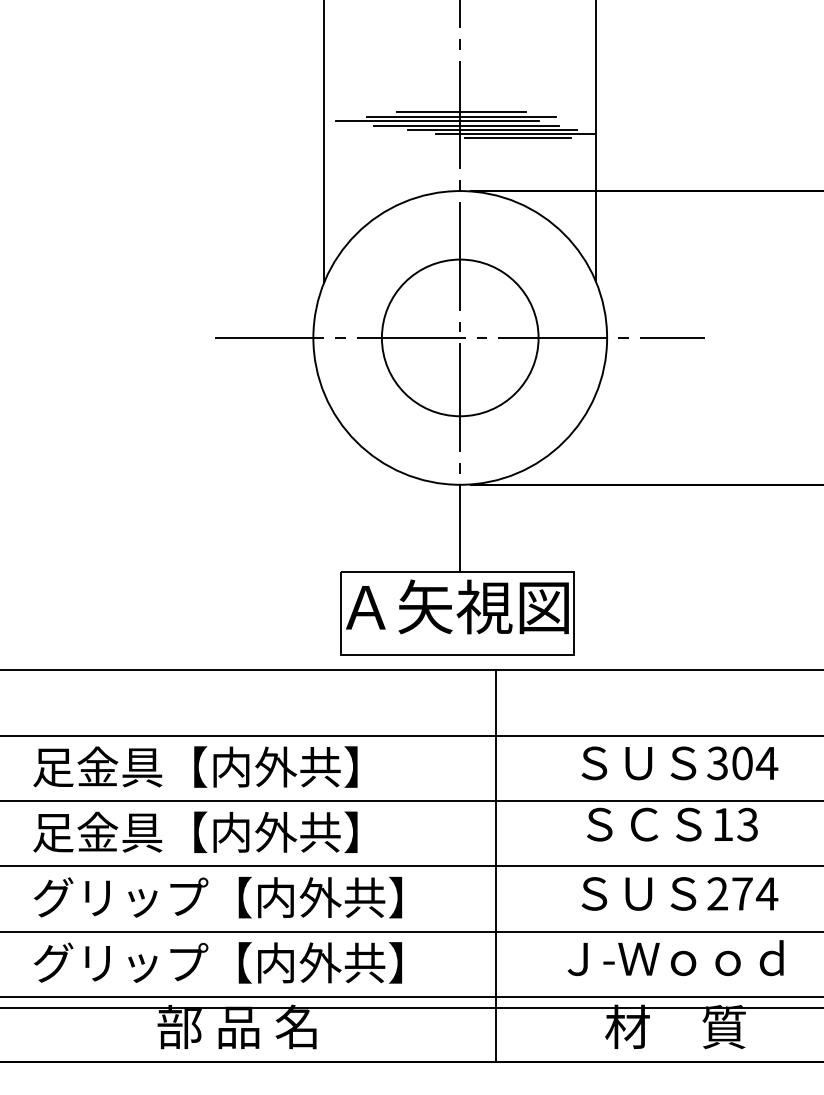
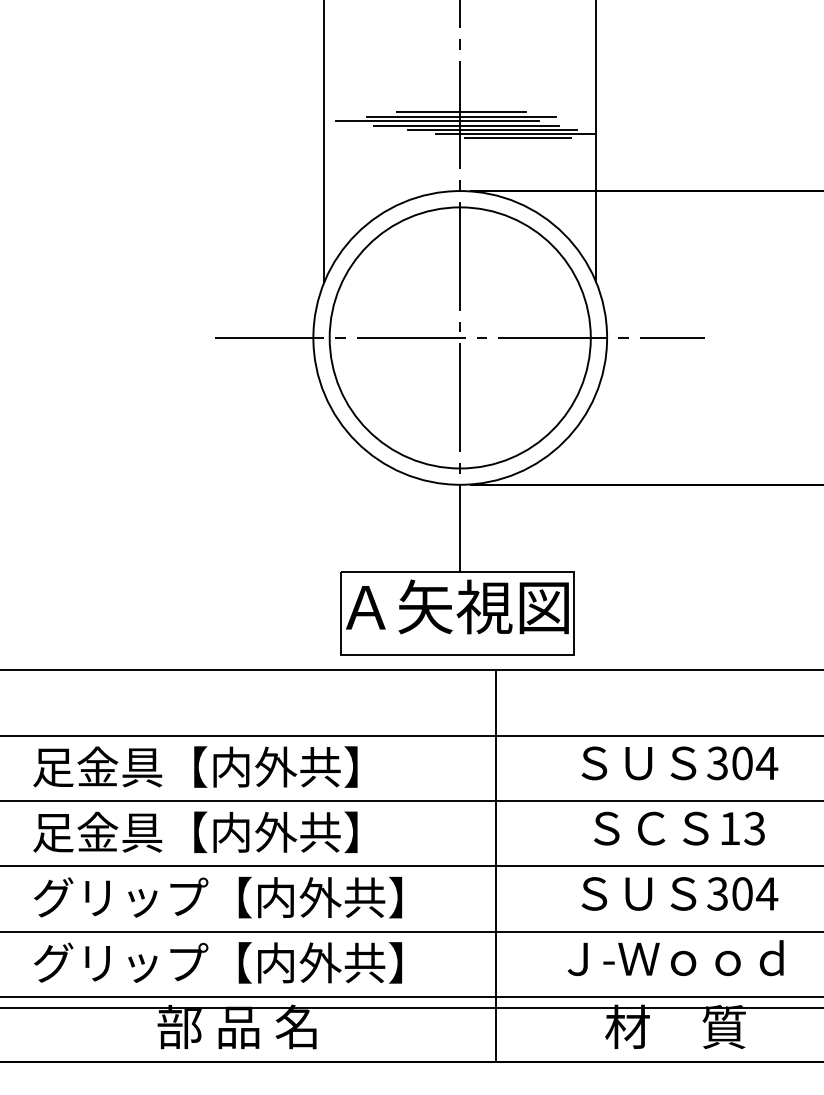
circle diameter: 157 px -> 261 px (459, 337)
text position: (672, 824) -> (679, 828) (679, 828)
text: 274 -> 304 (729, 893)
